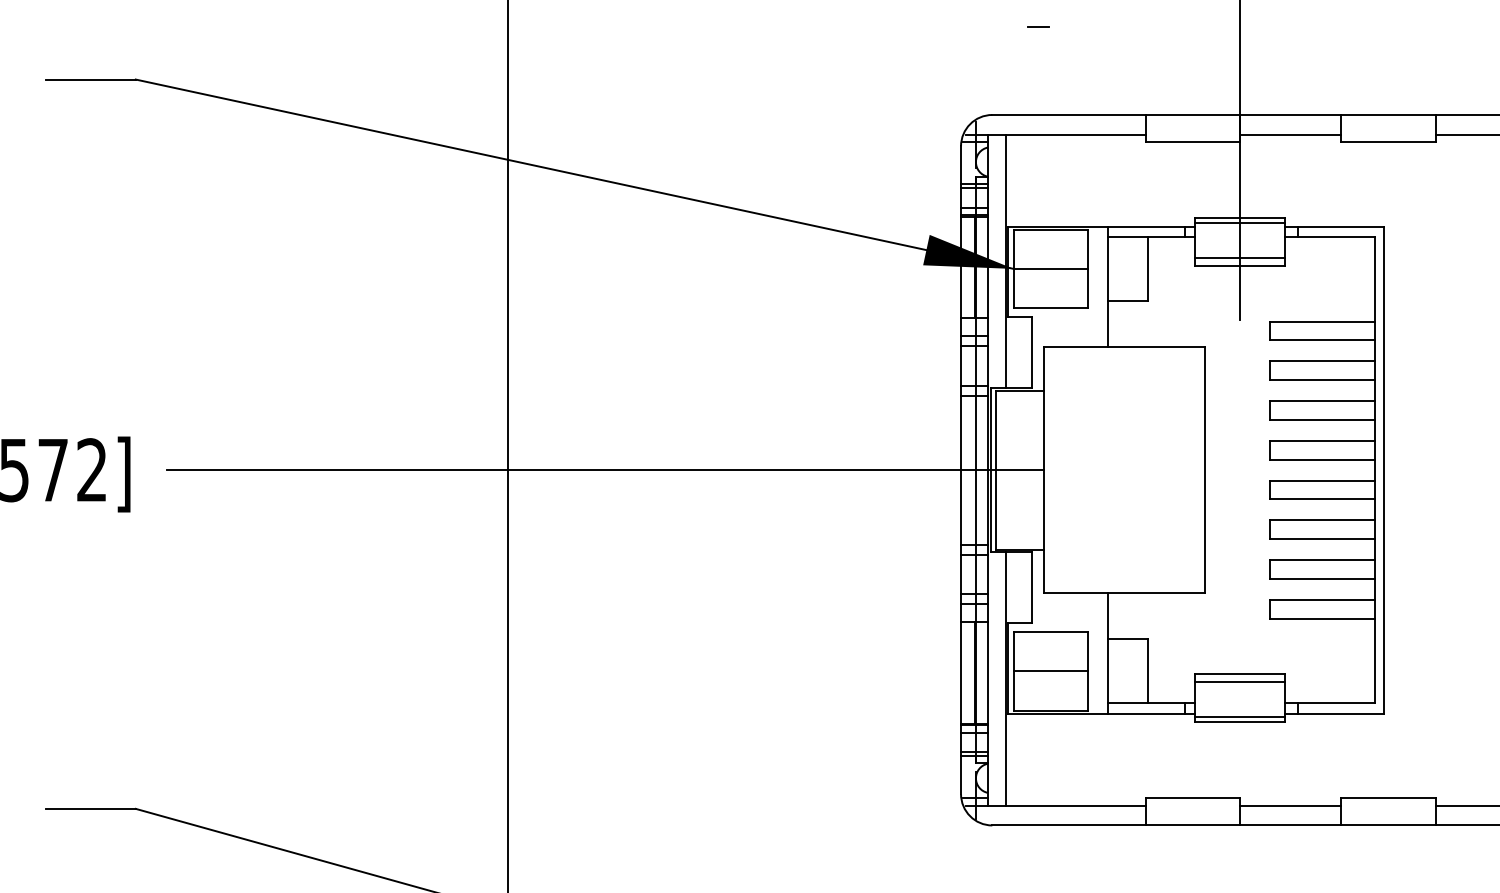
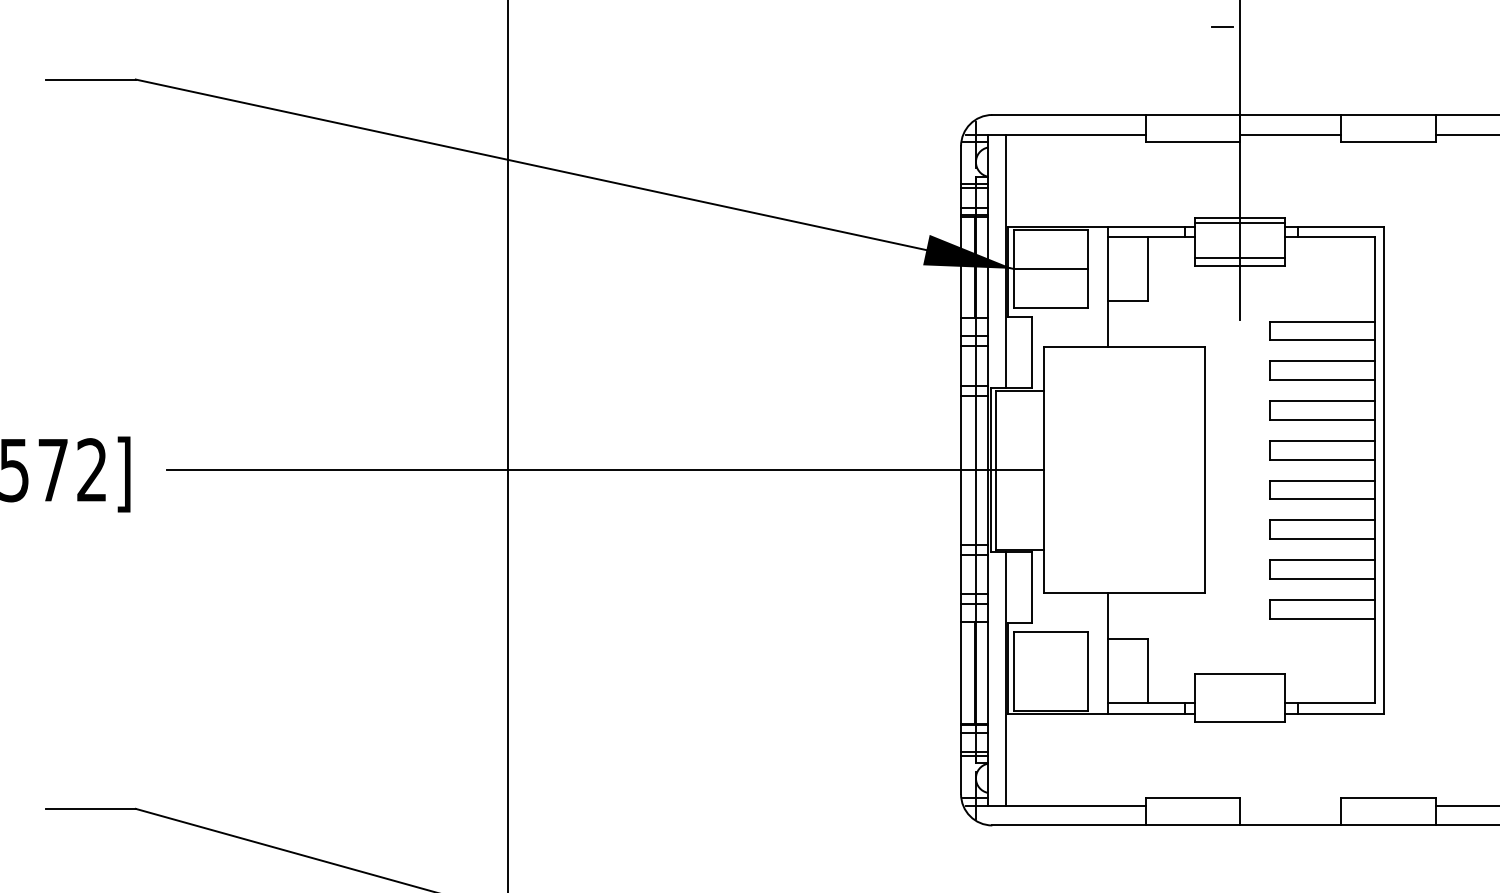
line position: (1038, 26) -> (1222, 26) (1222, 26)
line: present -> none (1050, 671)
line: present -> none (1239, 682)
line: present -> none (1239, 717)
line: present -> none (1290, 805)
